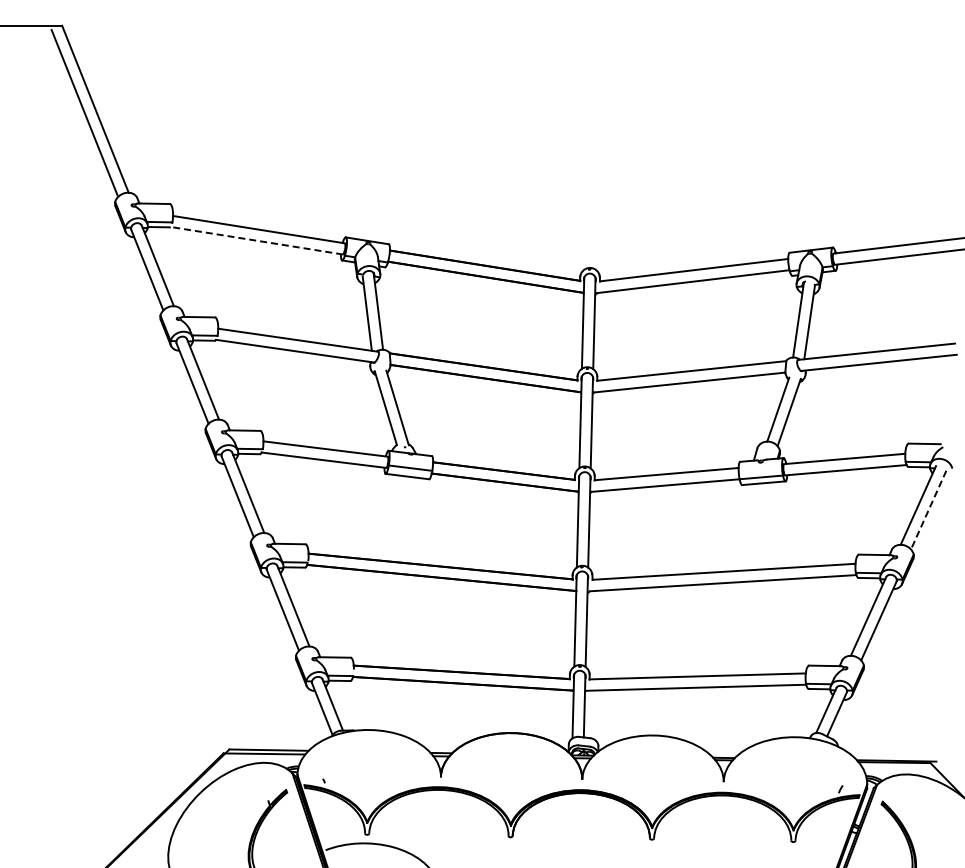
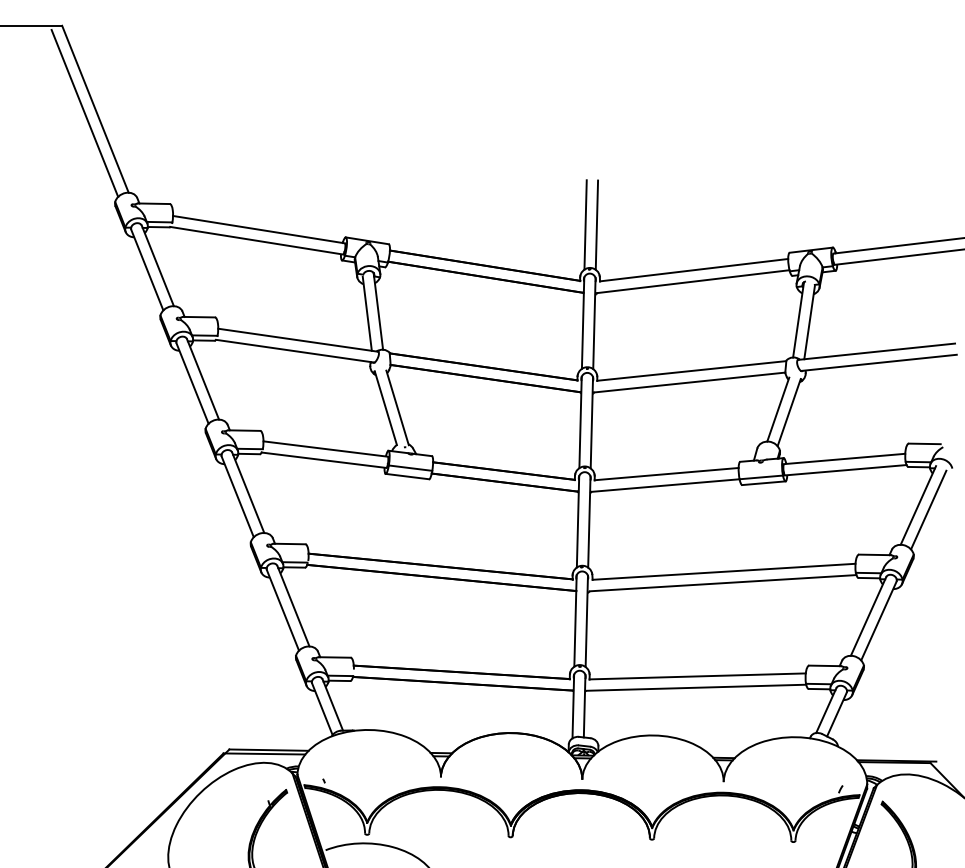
line: none -> present (585, 224)
line: none -> present (596, 224)
line: dashed -> solid (256, 240)
line: dashed -> solid (928, 510)
